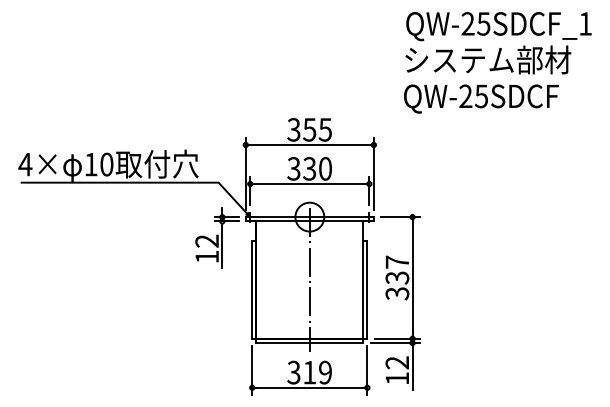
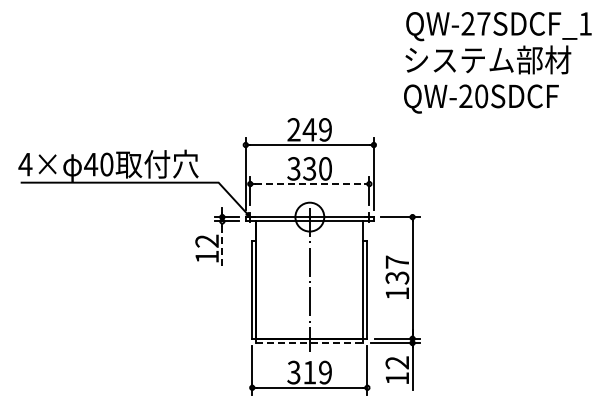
text: QW-25SDCF_1 -> QW-27SDCF_1 (483, 23)
text: QW-25SDCF -> QW-20SDCF (481, 96)
text: 355 -> 249 (309, 129)
text: 10 -> 40 (91, 164)
line: solid -> dashed (310, 184)
line: solid -> dashed (222, 247)
text: 337 -> 137 (397, 293)
line: solid -> dashed (309, 343)
